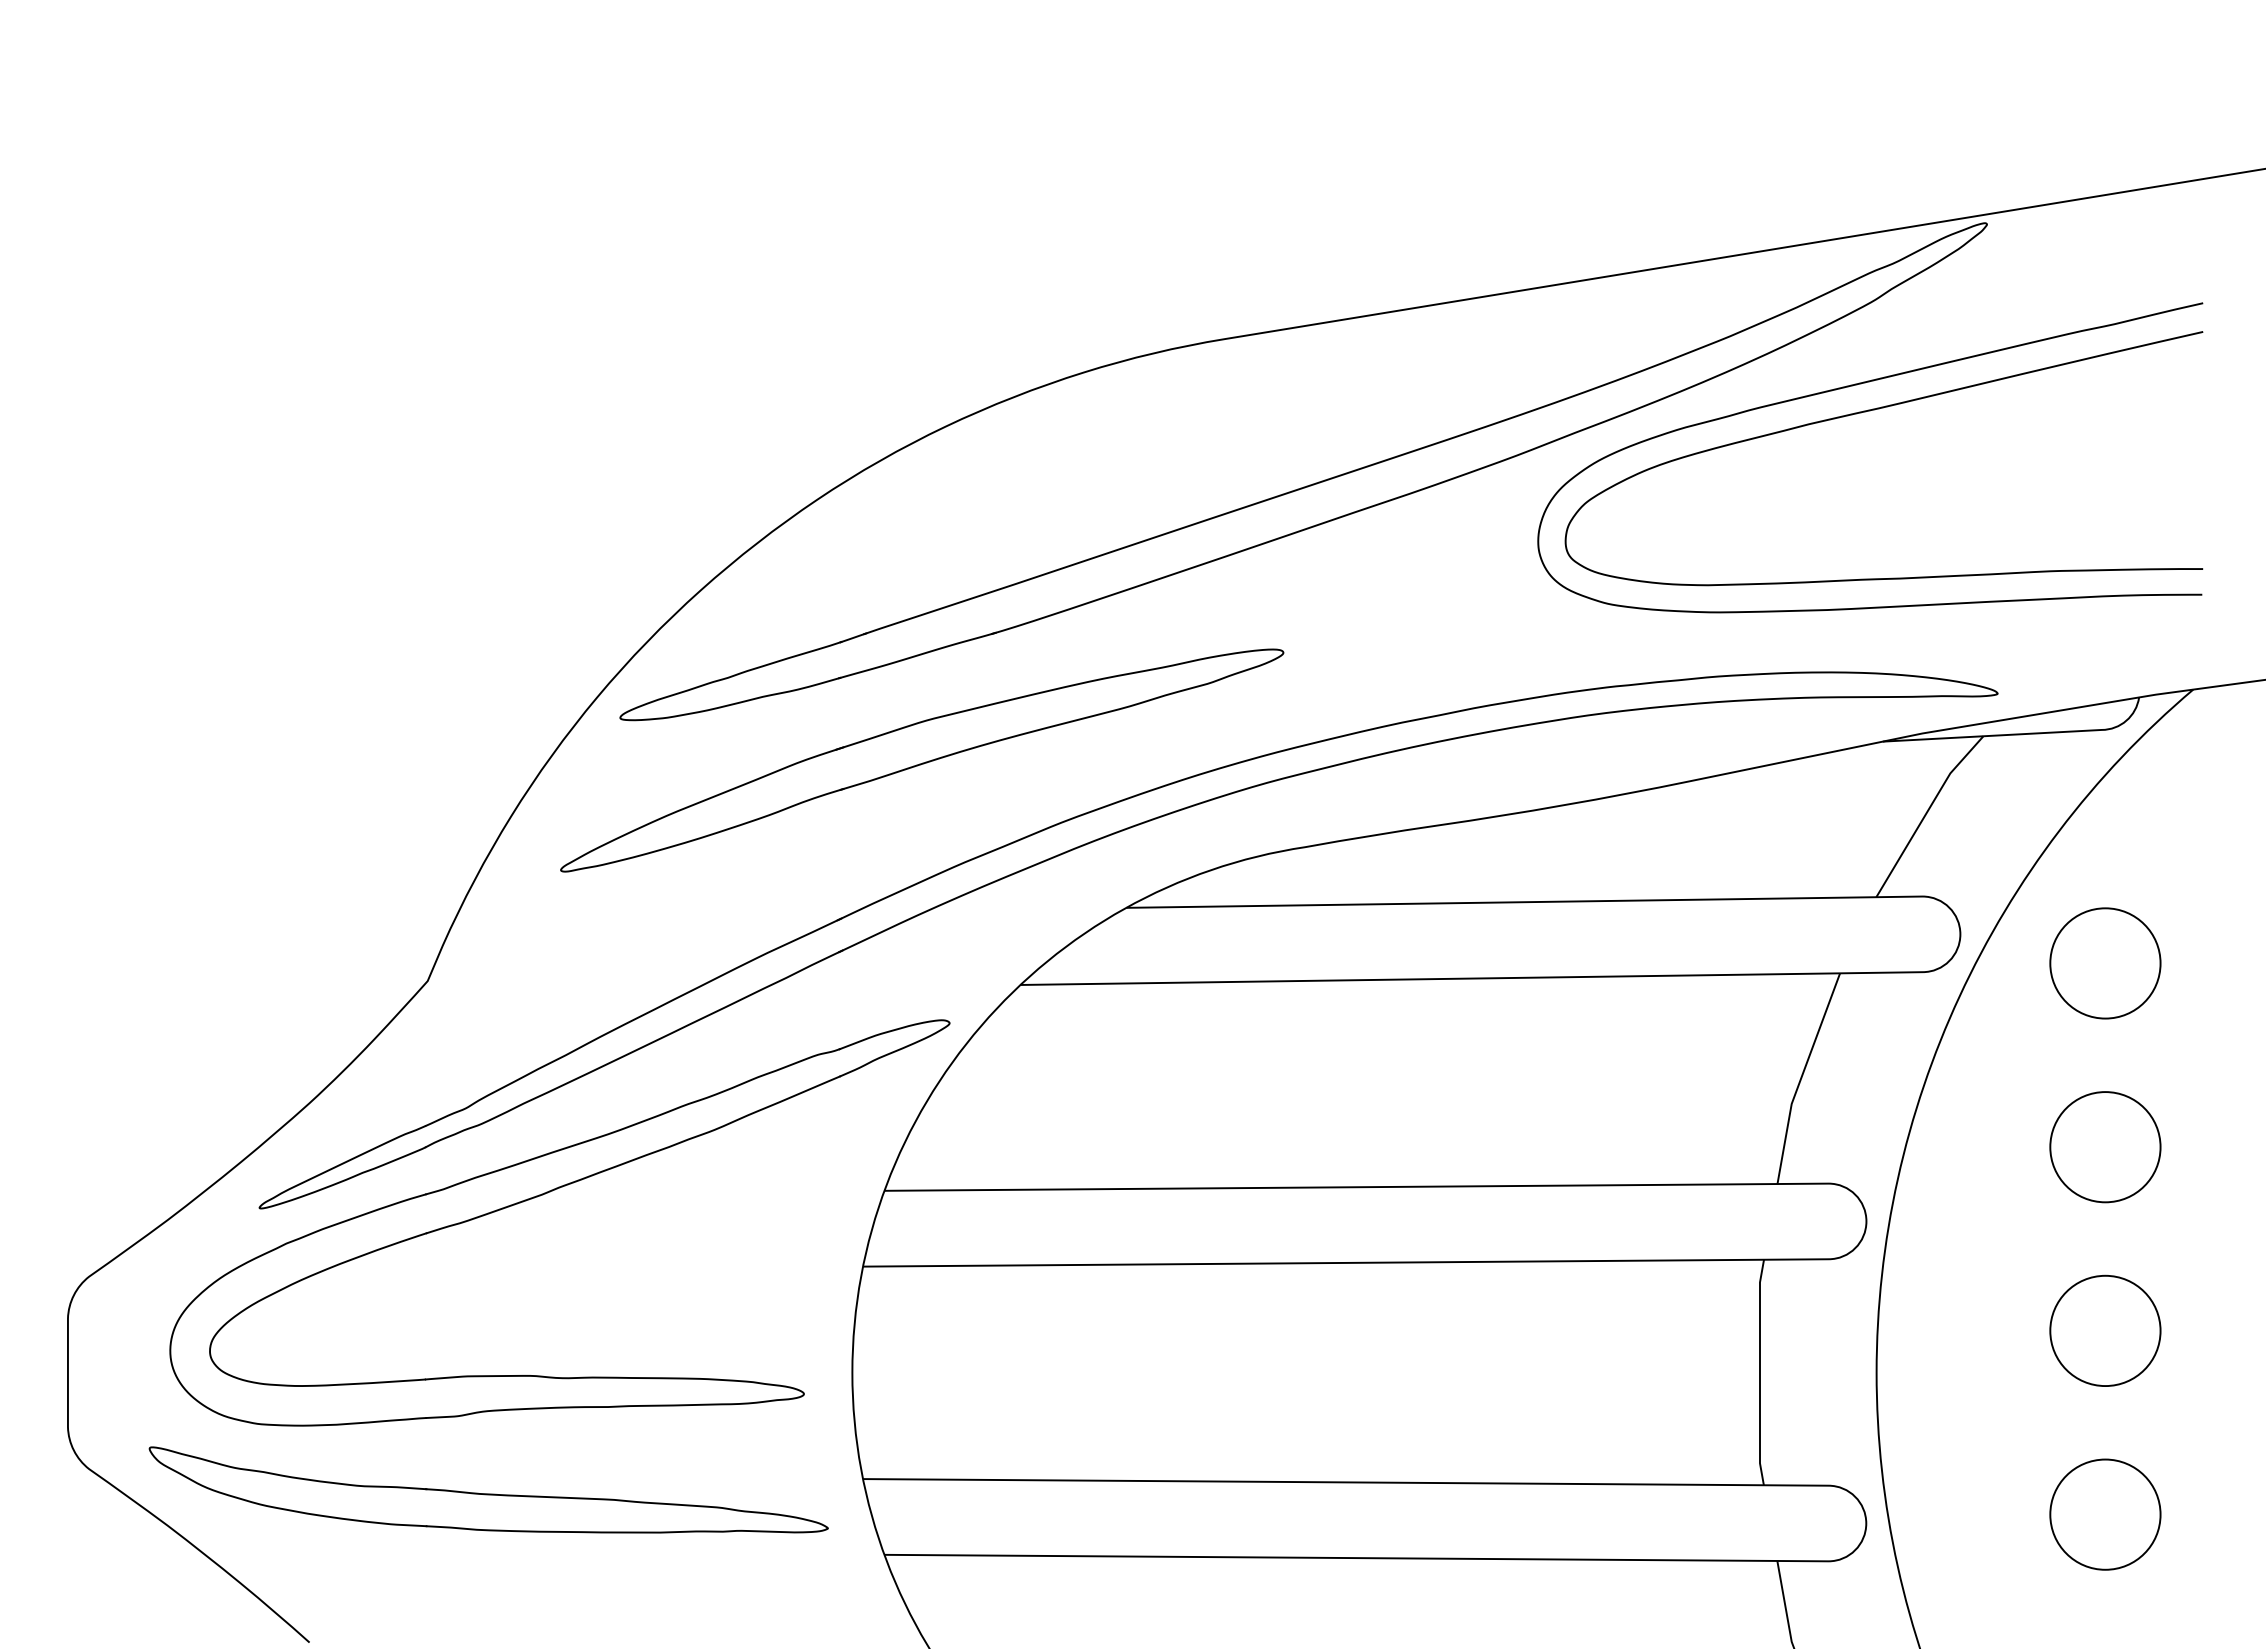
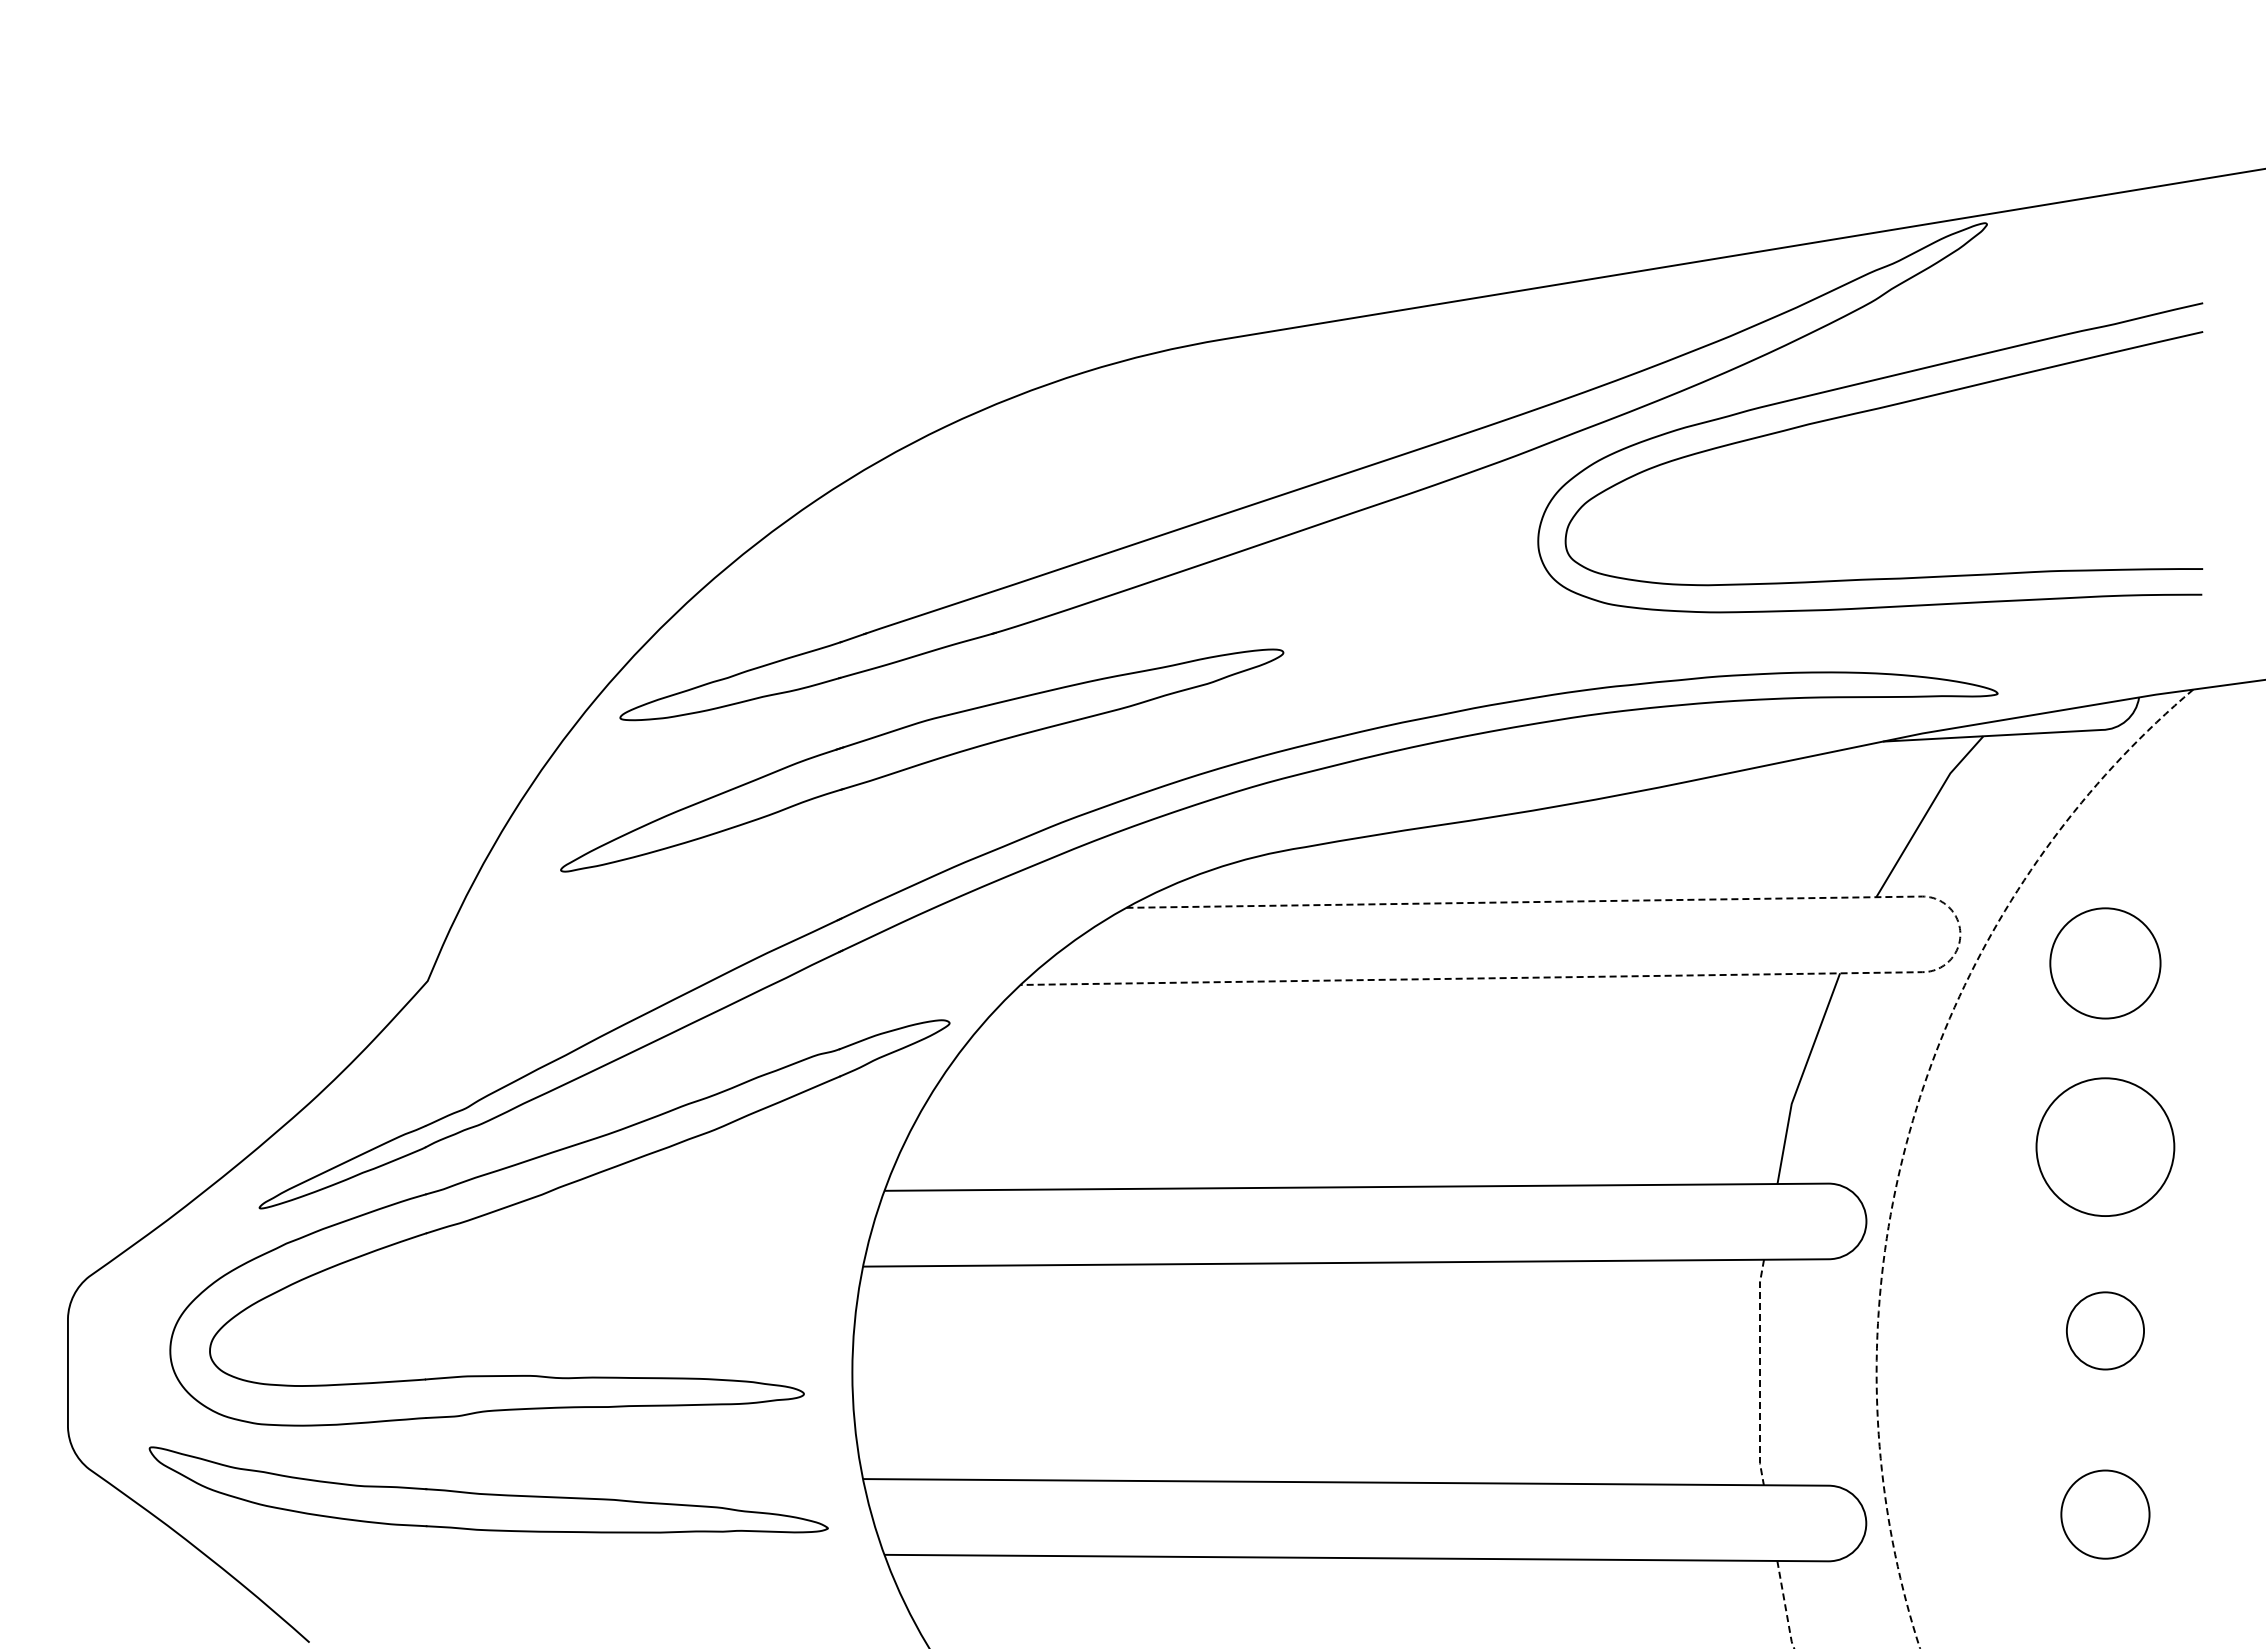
line: solid -> dashed (1941, 967)
line: solid -> dashed (1910, 1127)
circle diameter: 110 px -> 138 px (2105, 1147)
circle diameter: 110 px -> 77 px (2105, 1330)
line: solid -> dashed (1759, 1372)
circle size: 113x113 px -> 91x91 px (2105, 1514)
line: solid -> dashed (1785, 1605)
